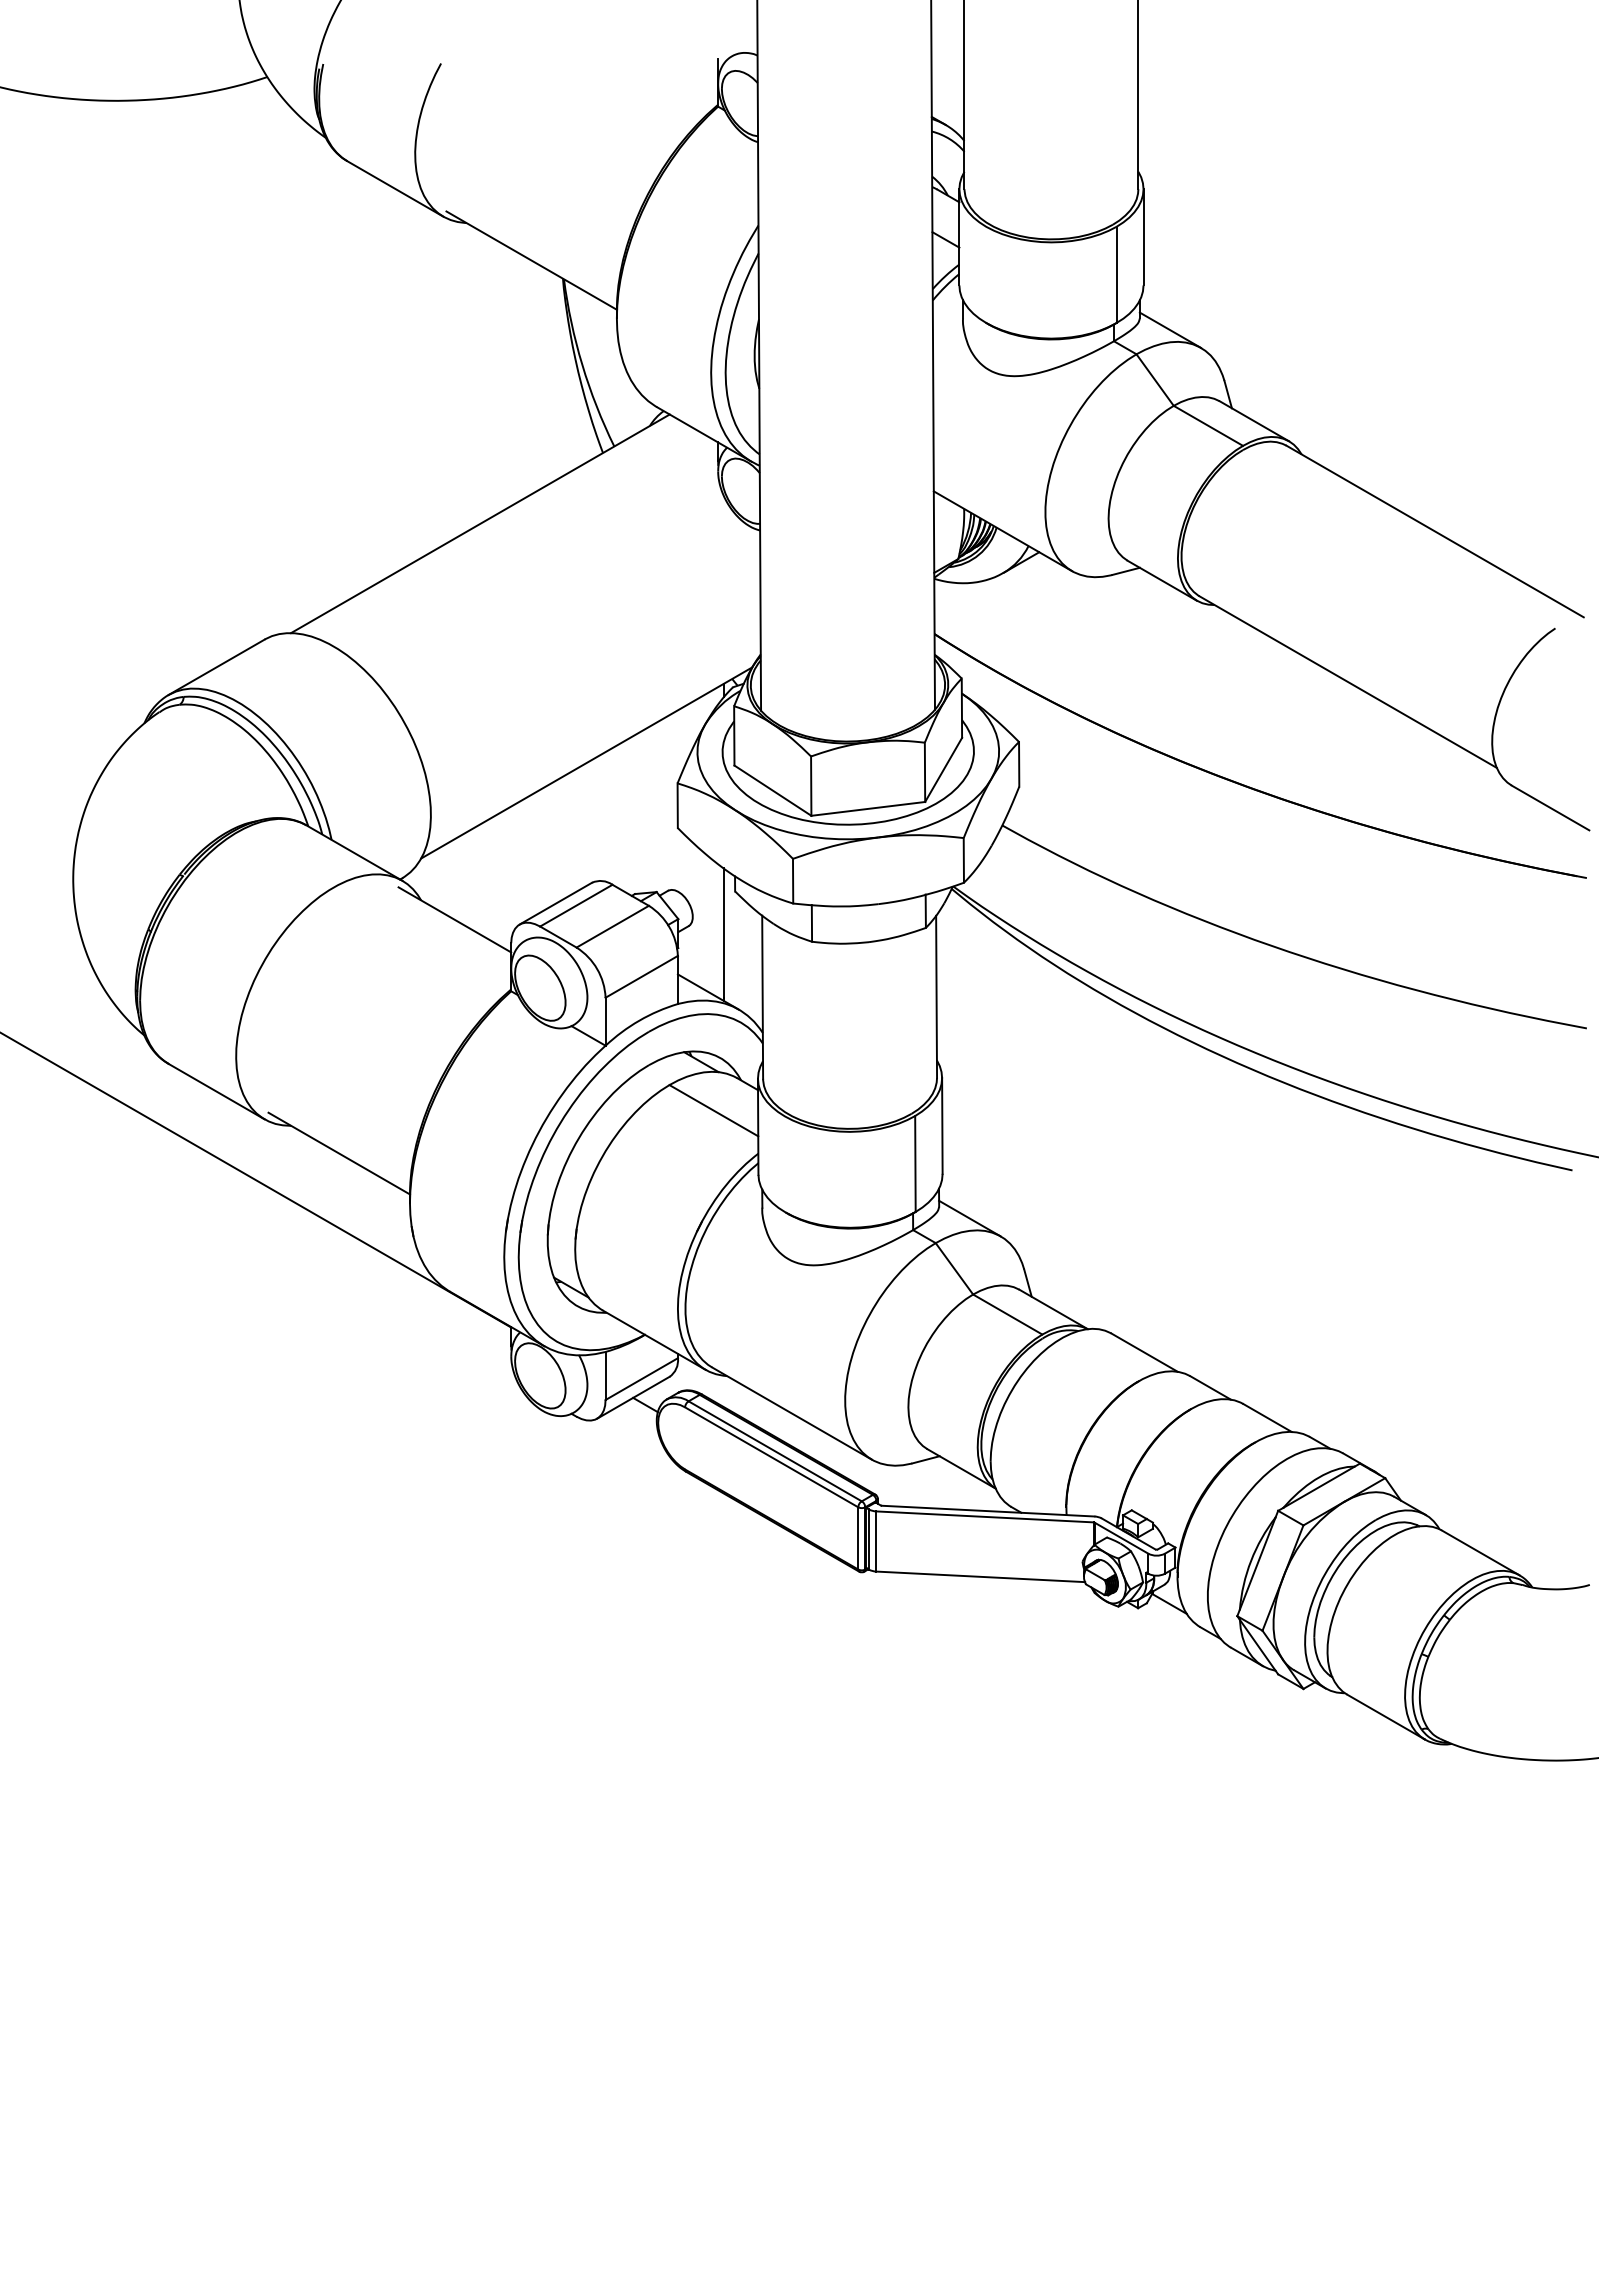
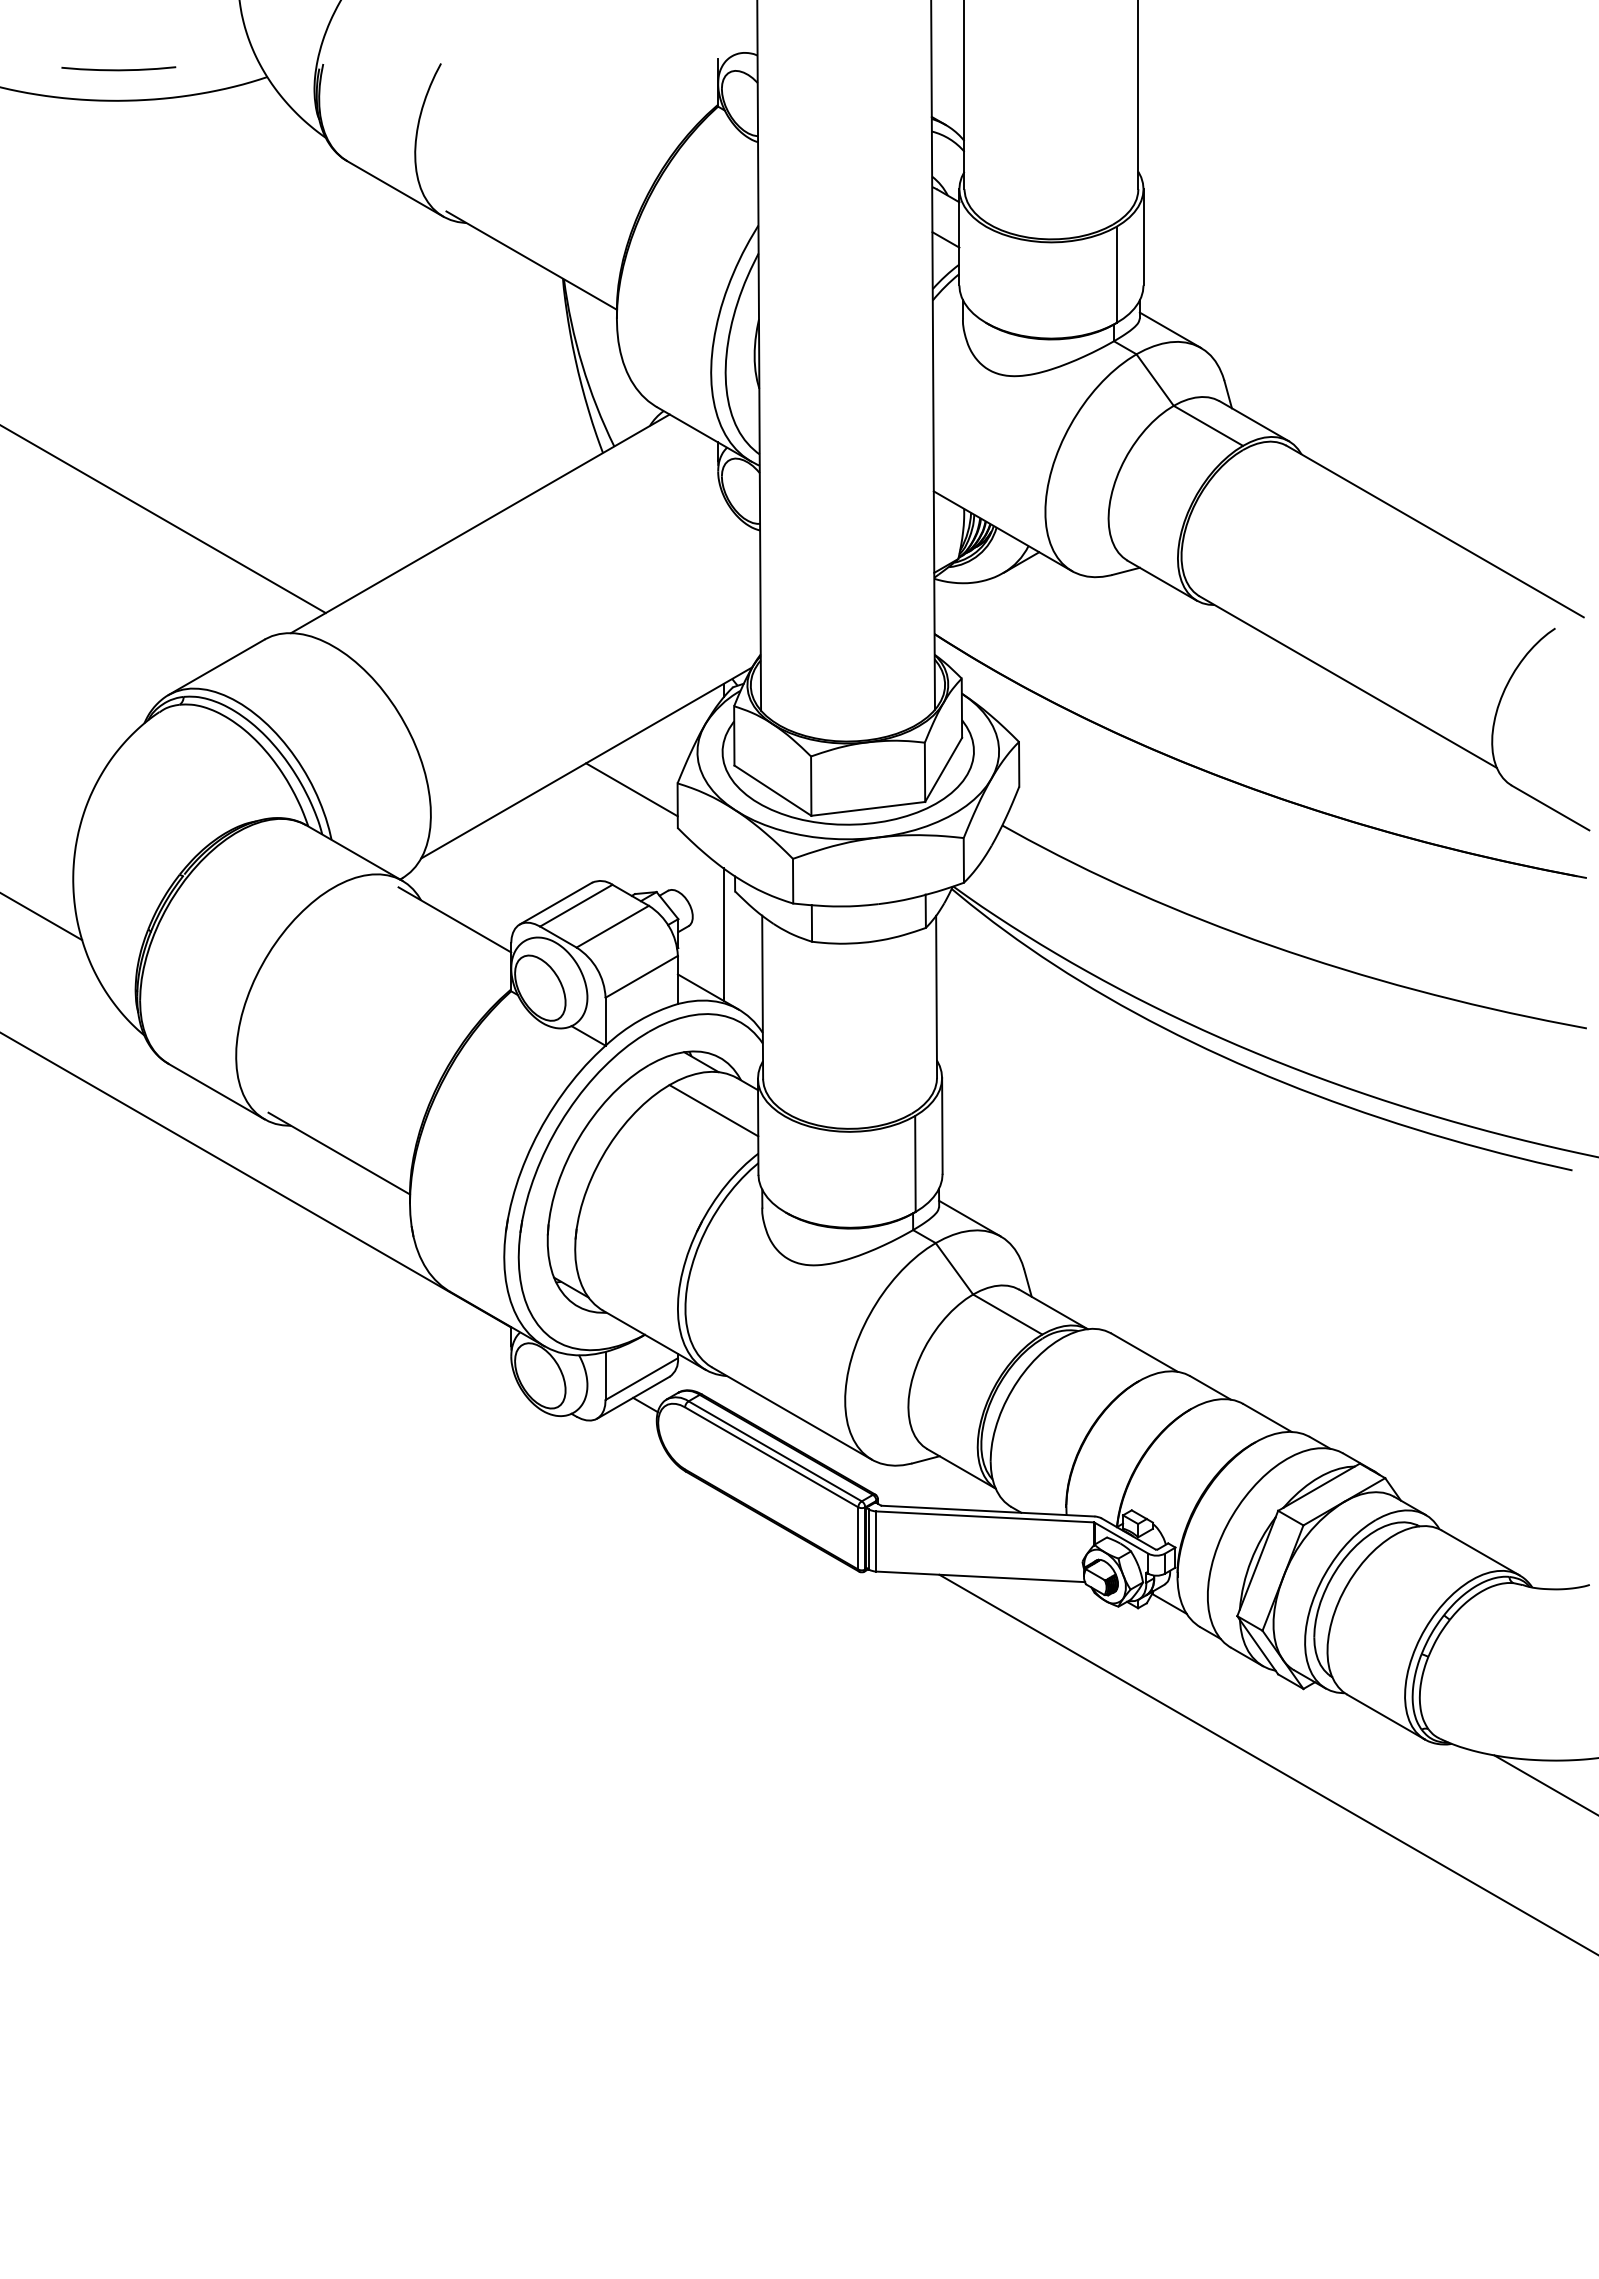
curve: none -> present (118, 69)
line: none -> present (163, 519)
line: none -> present (631, 789)
line: none -> present (42, 917)
line: none -> present (1267, 1763)
line: none -> present (1544, 1784)
